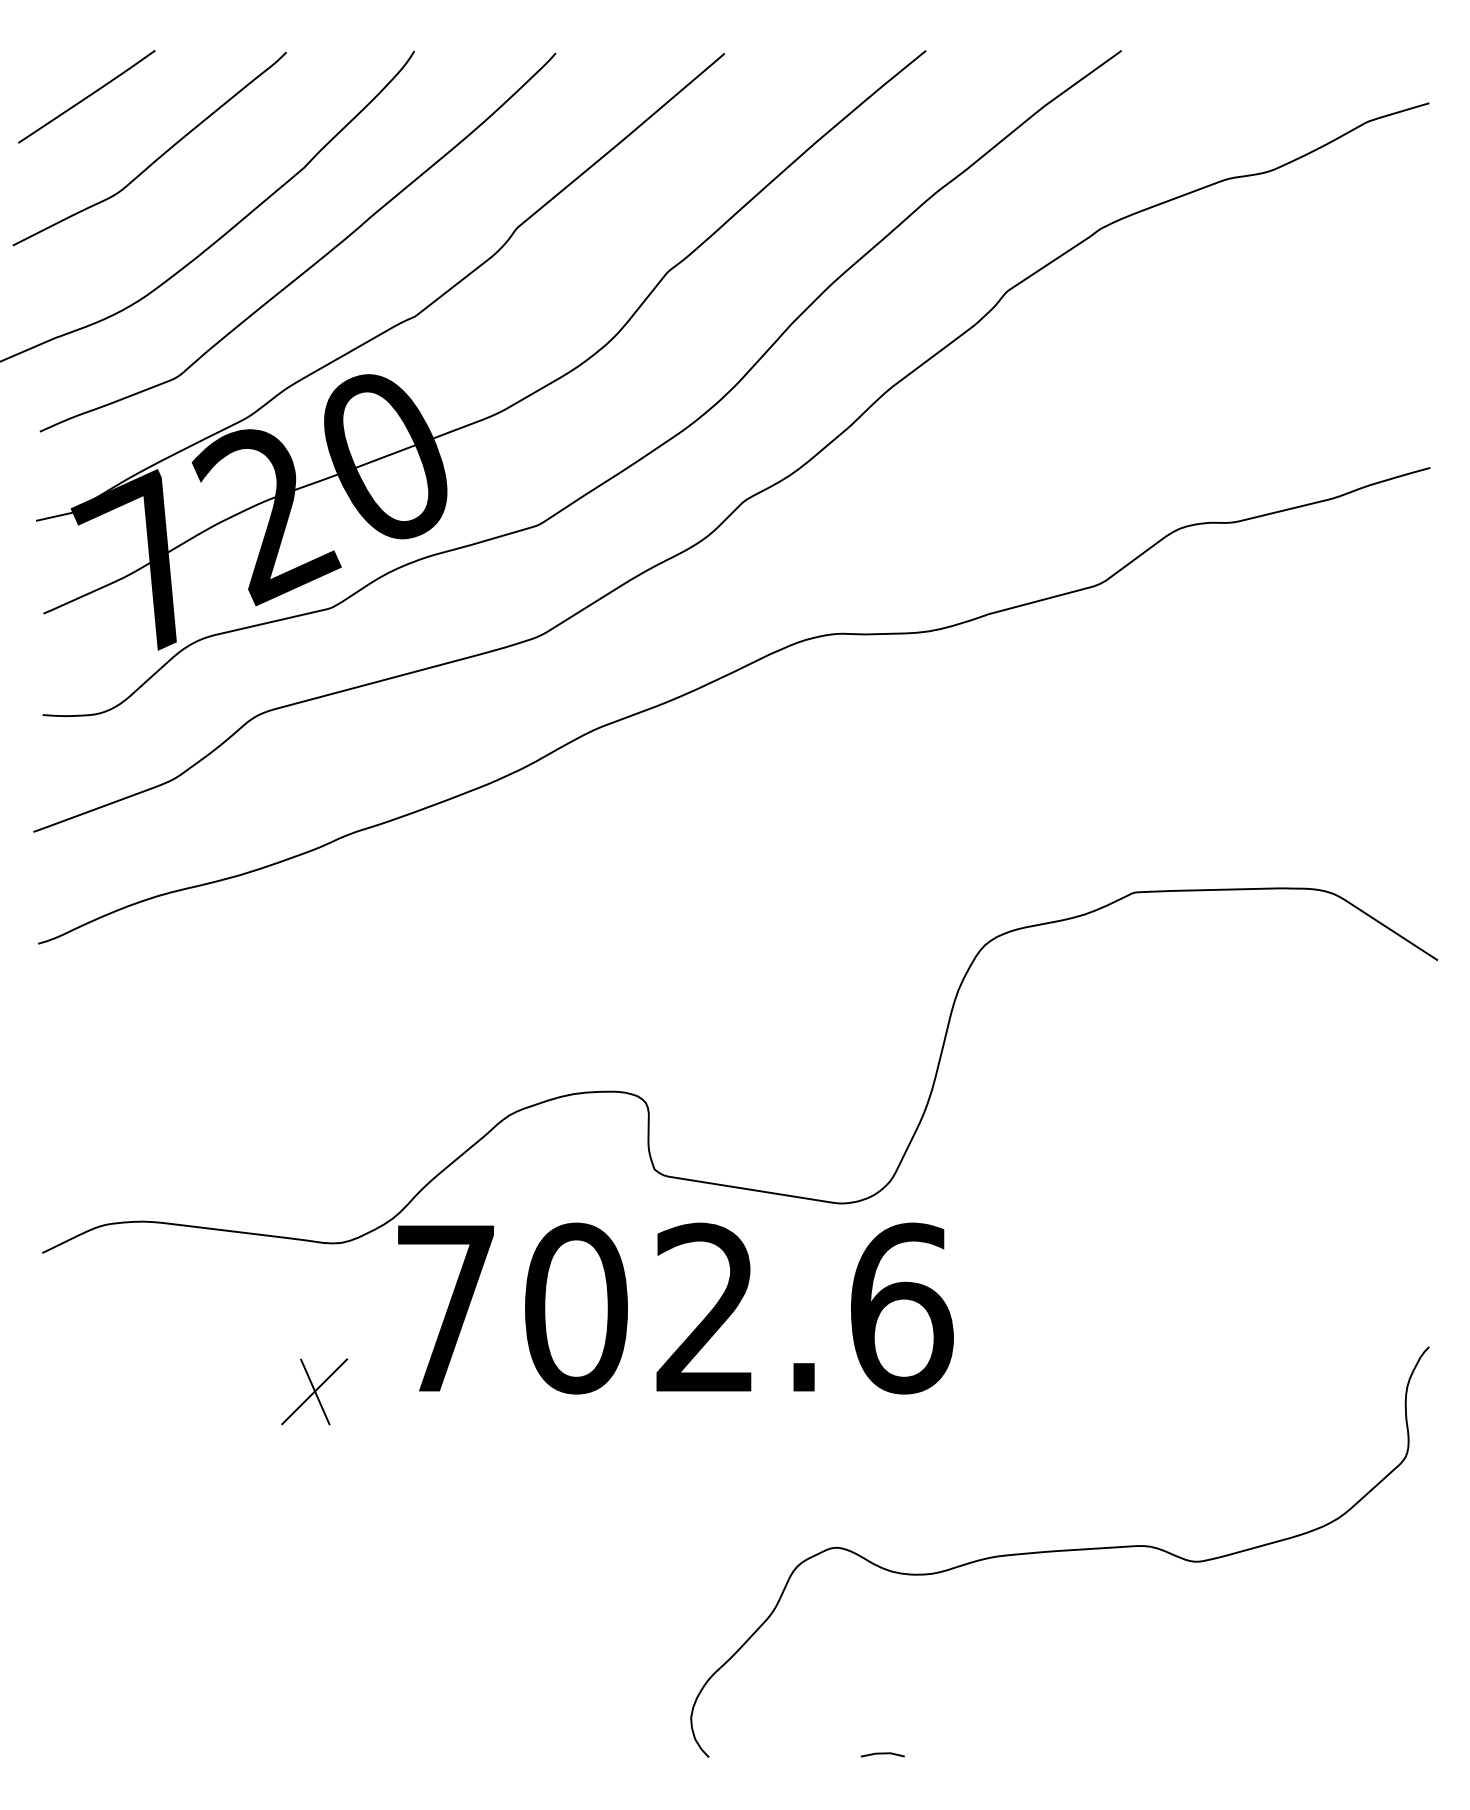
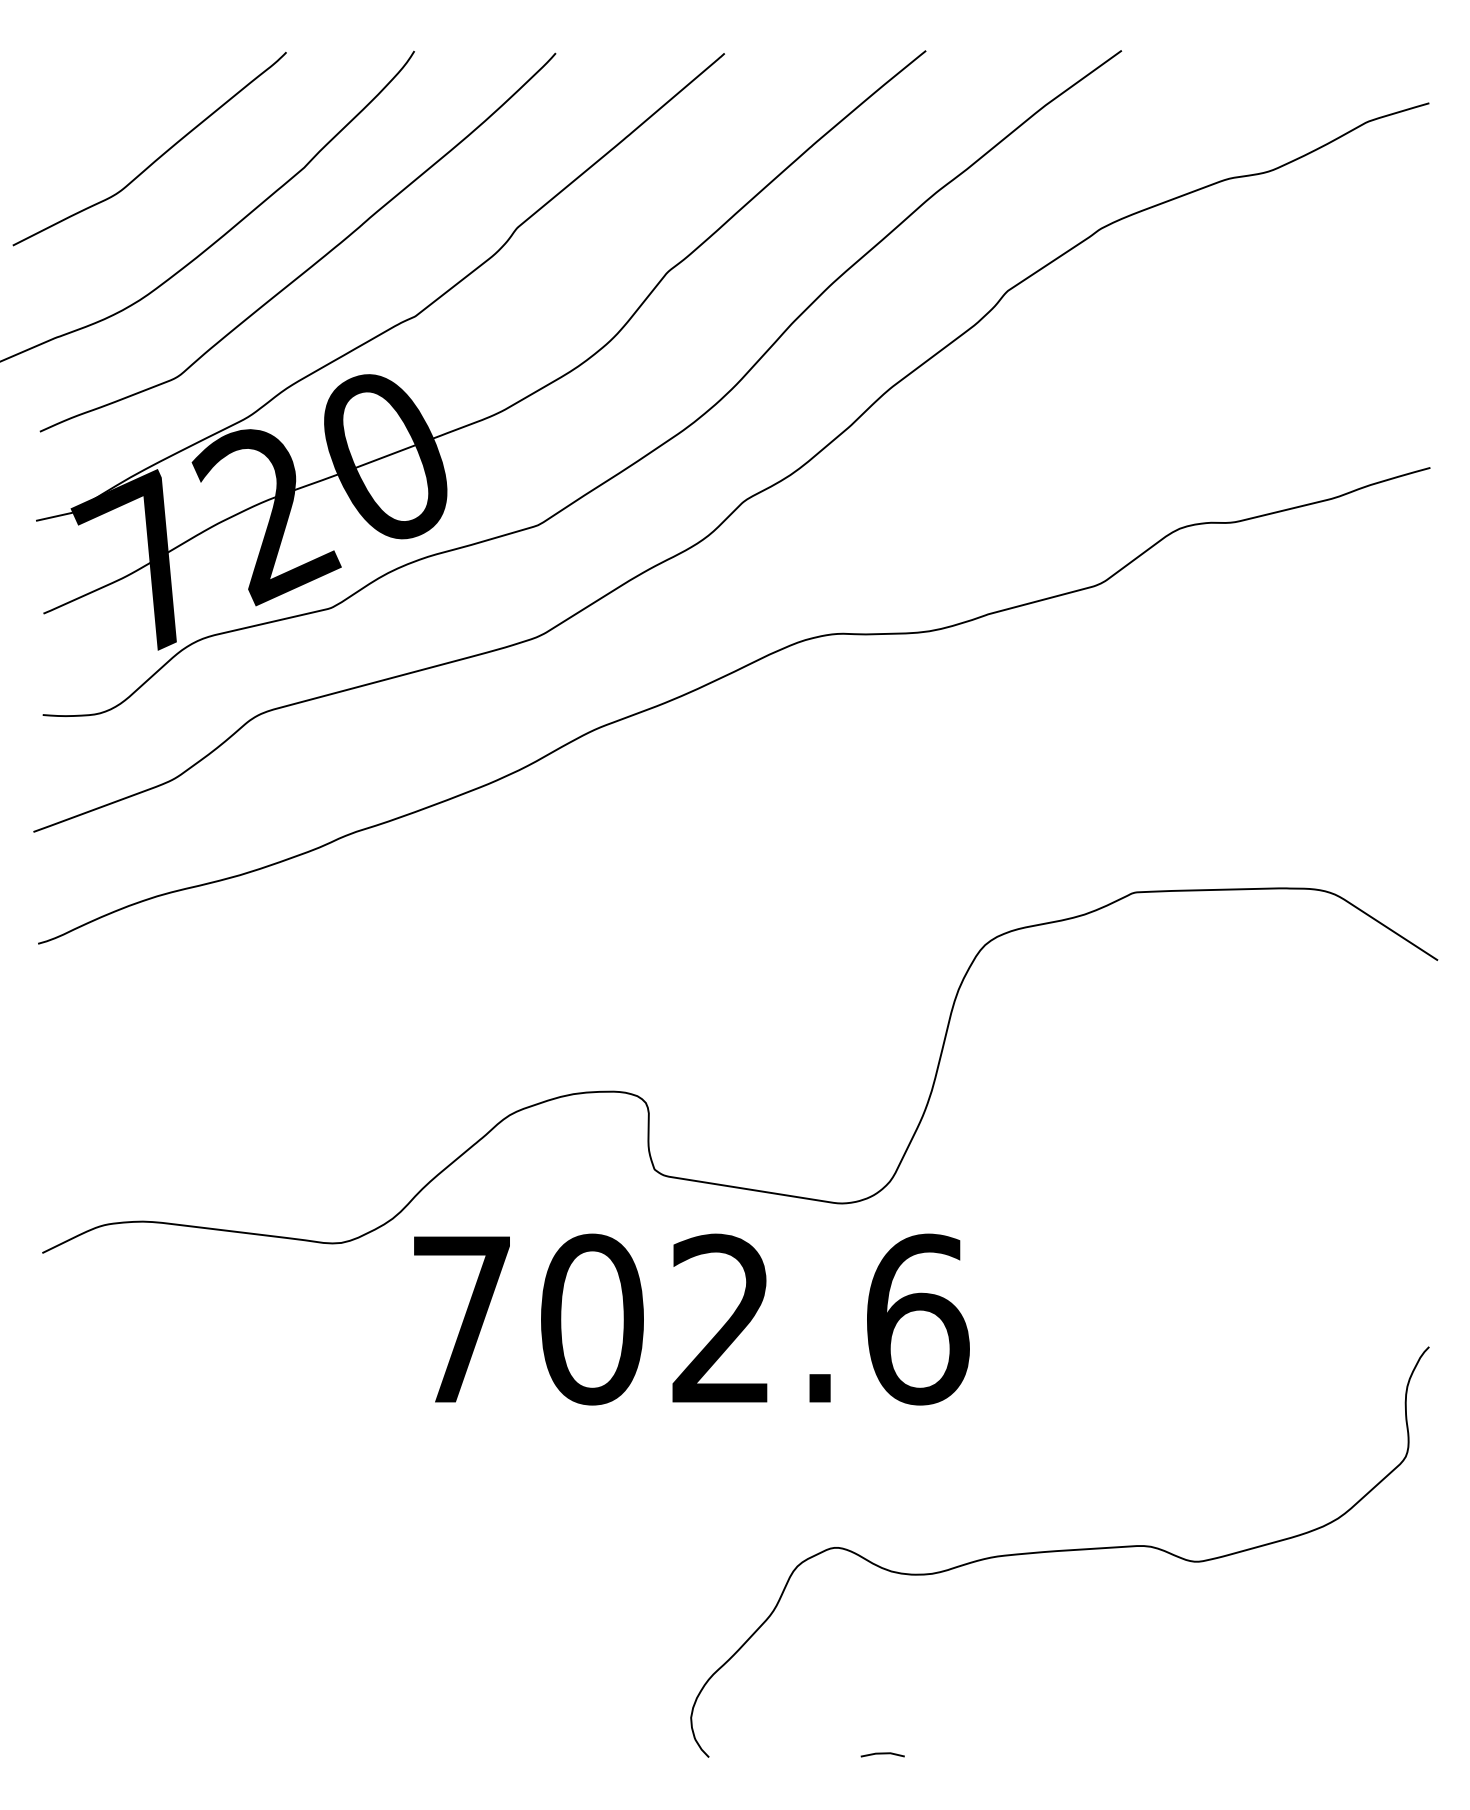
line: present -> none (86, 96)
text position: (675, 1308) -> (691, 1319) (691, 1319)
part: present -> none (314, 1391)
